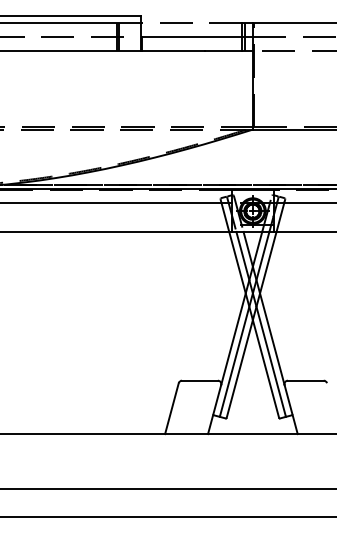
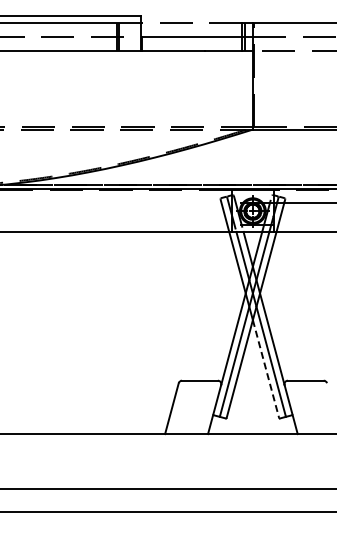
line: present -> none (117, 202)
line: solid -> dashed (265, 368)
line position: (167, 517) -> (167, 512) (167, 512)
